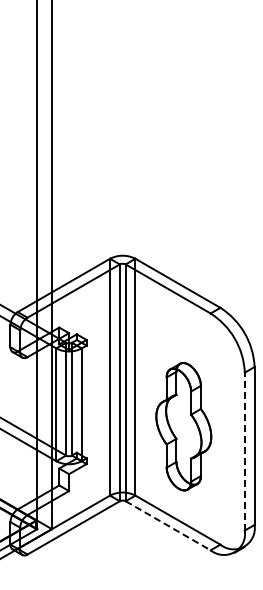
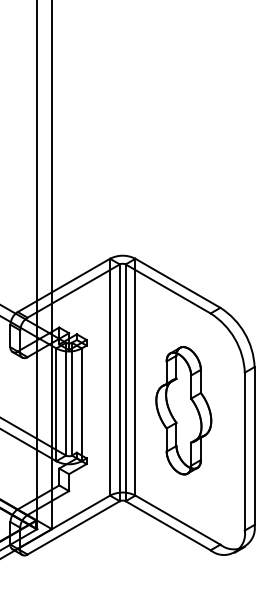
part position: (183, 426) -> (183, 410) (183, 410)
line: dashed -> solid (244, 451)
line: dashed -> solid (168, 526)
